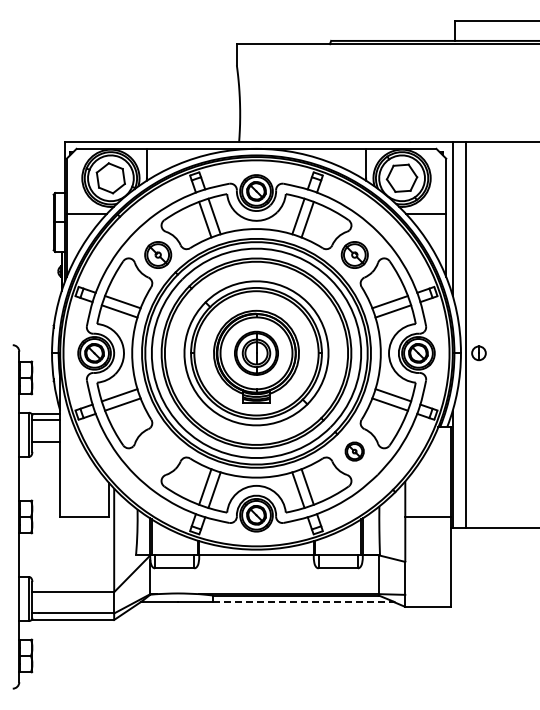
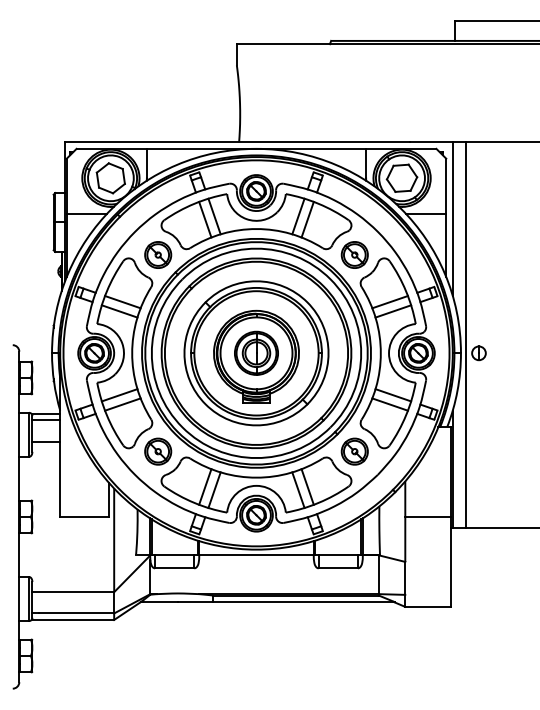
part: none -> present (158, 451)
part size: 21x21 px -> 29x29 px (354, 451)
line: dashed -> solid (303, 602)
